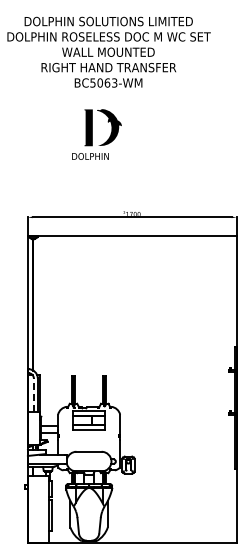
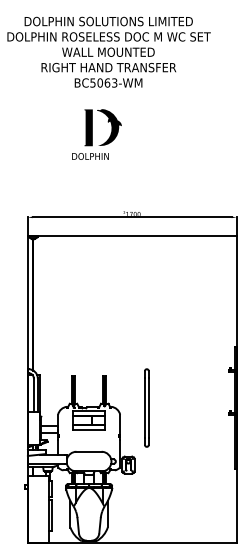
line: dashed -> solid (33, 395)
part: none -> present (146, 407)
